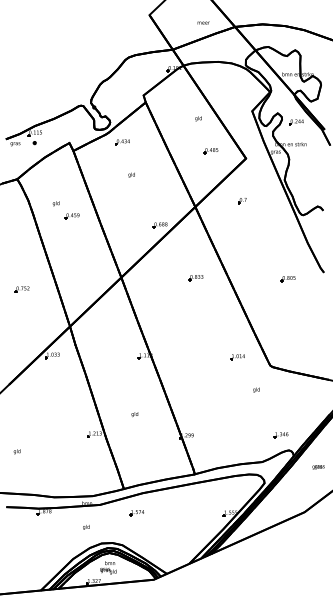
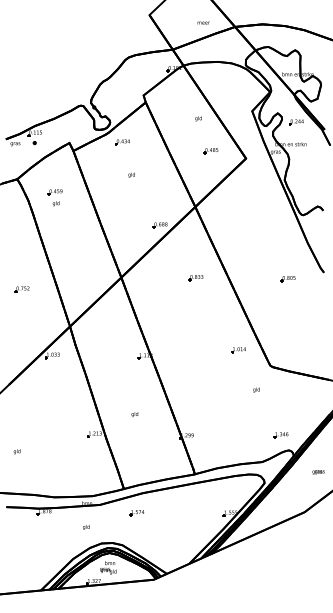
part: present -> none (242, 201)
part position: (71, 216) -> (54, 192) (54, 192)
part position: (237, 357) -> (238, 350) (238, 350)
text position: (318, 467) -> (318, 472) (318, 472)
